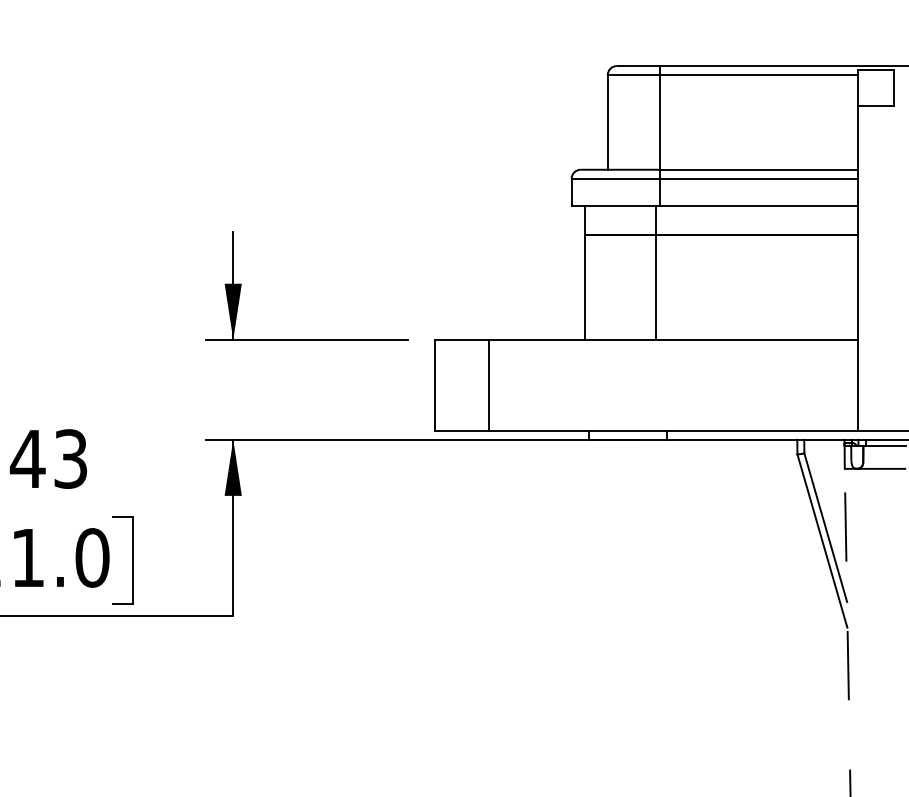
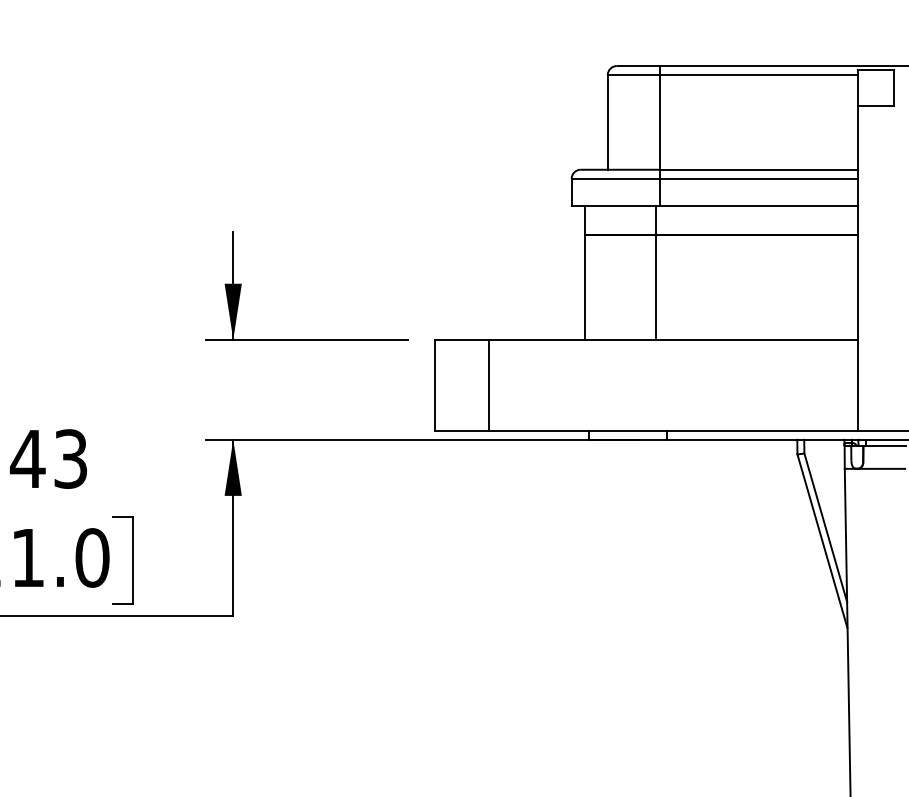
line: dashed -> solid (847, 632)
